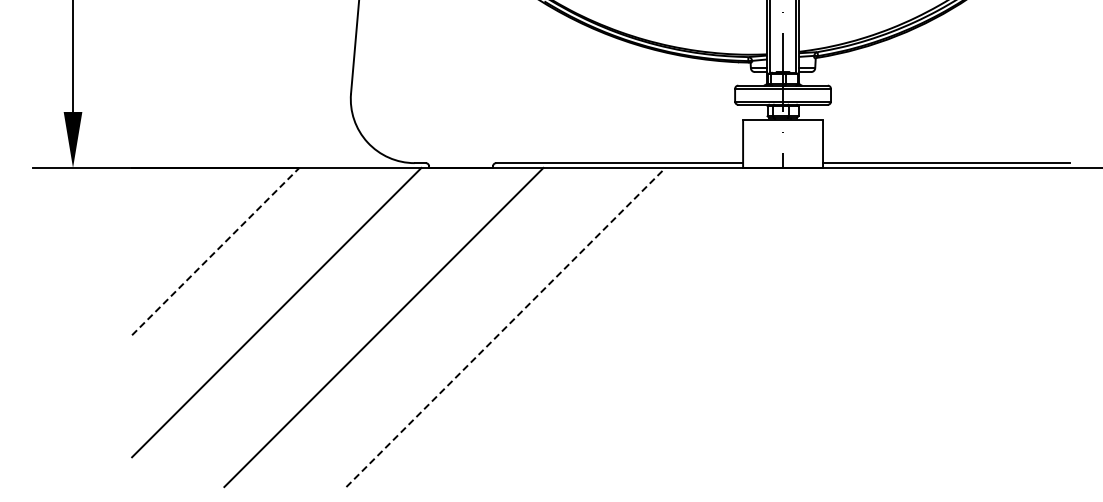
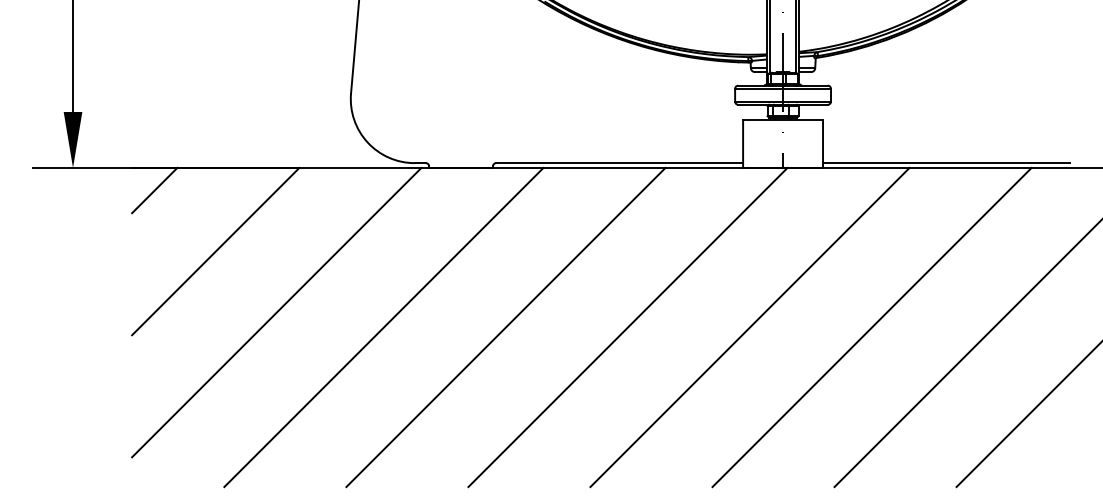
line: none -> present (154, 190)
line: dashed -> solid (216, 251)
line: dashed -> solid (505, 327)
line: none -> present (627, 327)
line: none -> present (749, 327)
line: none -> present (871, 327)
line: none -> present (966, 354)
line: none -> present (1027, 415)
